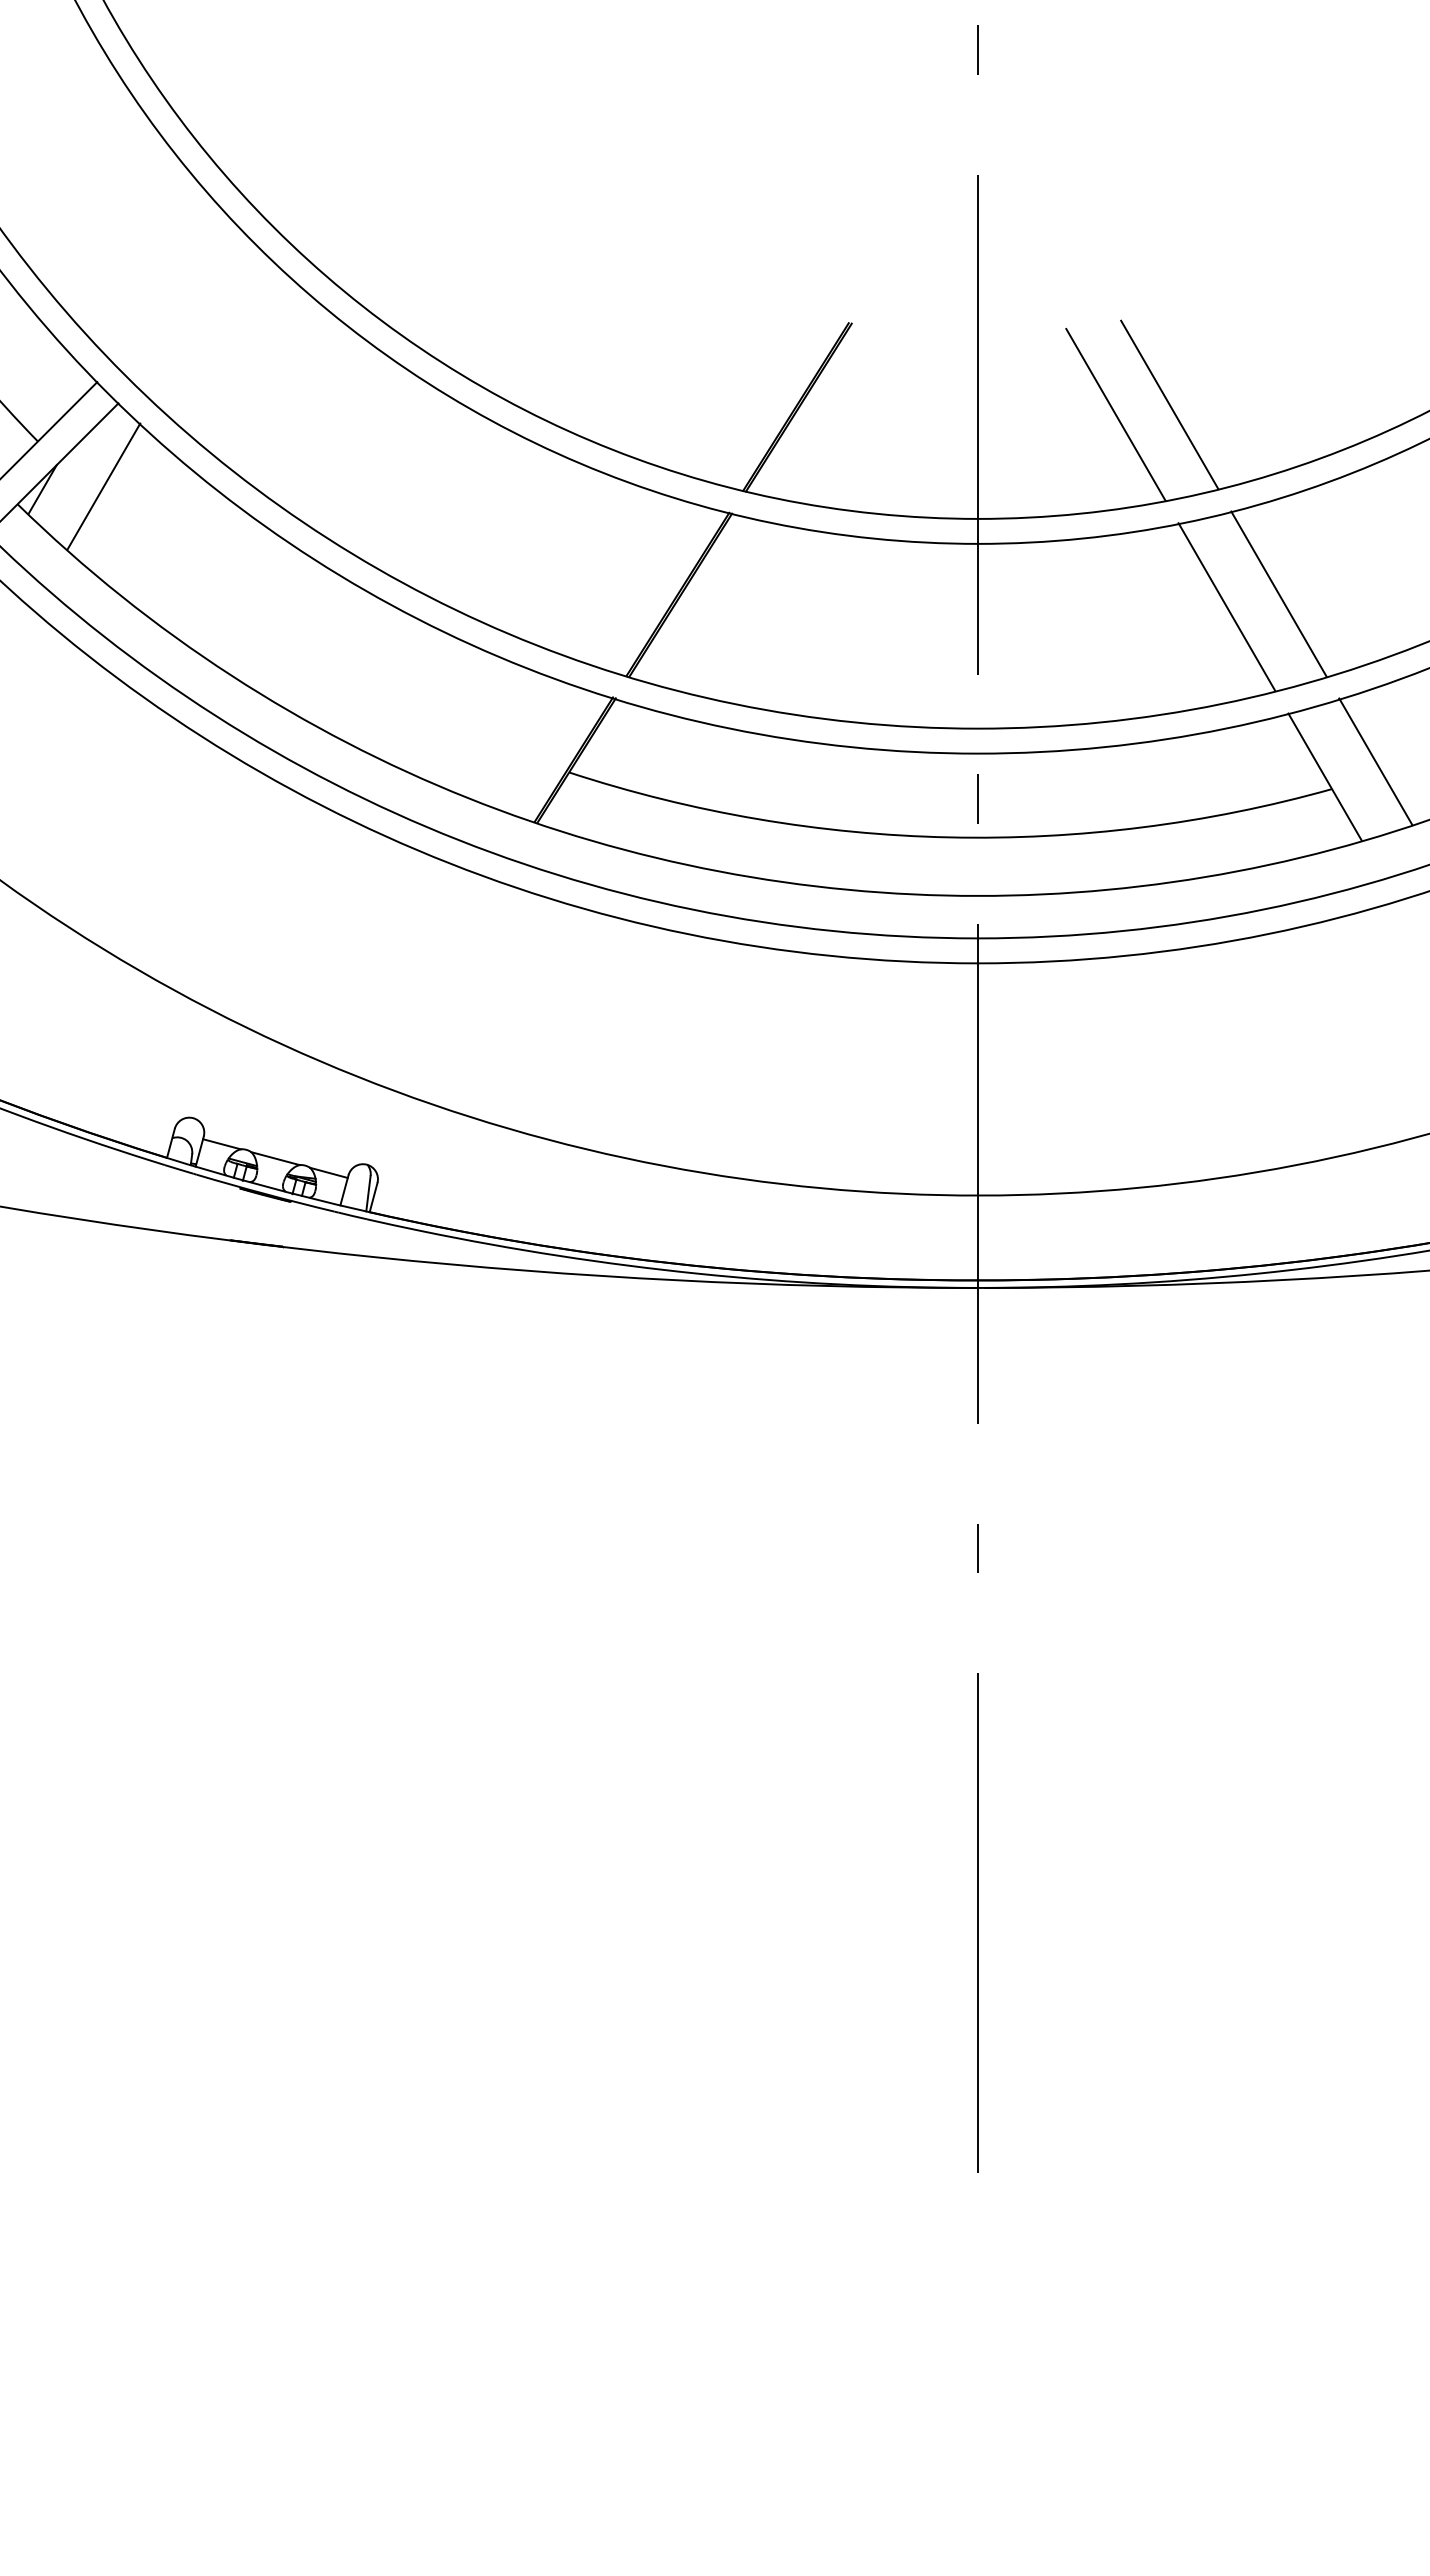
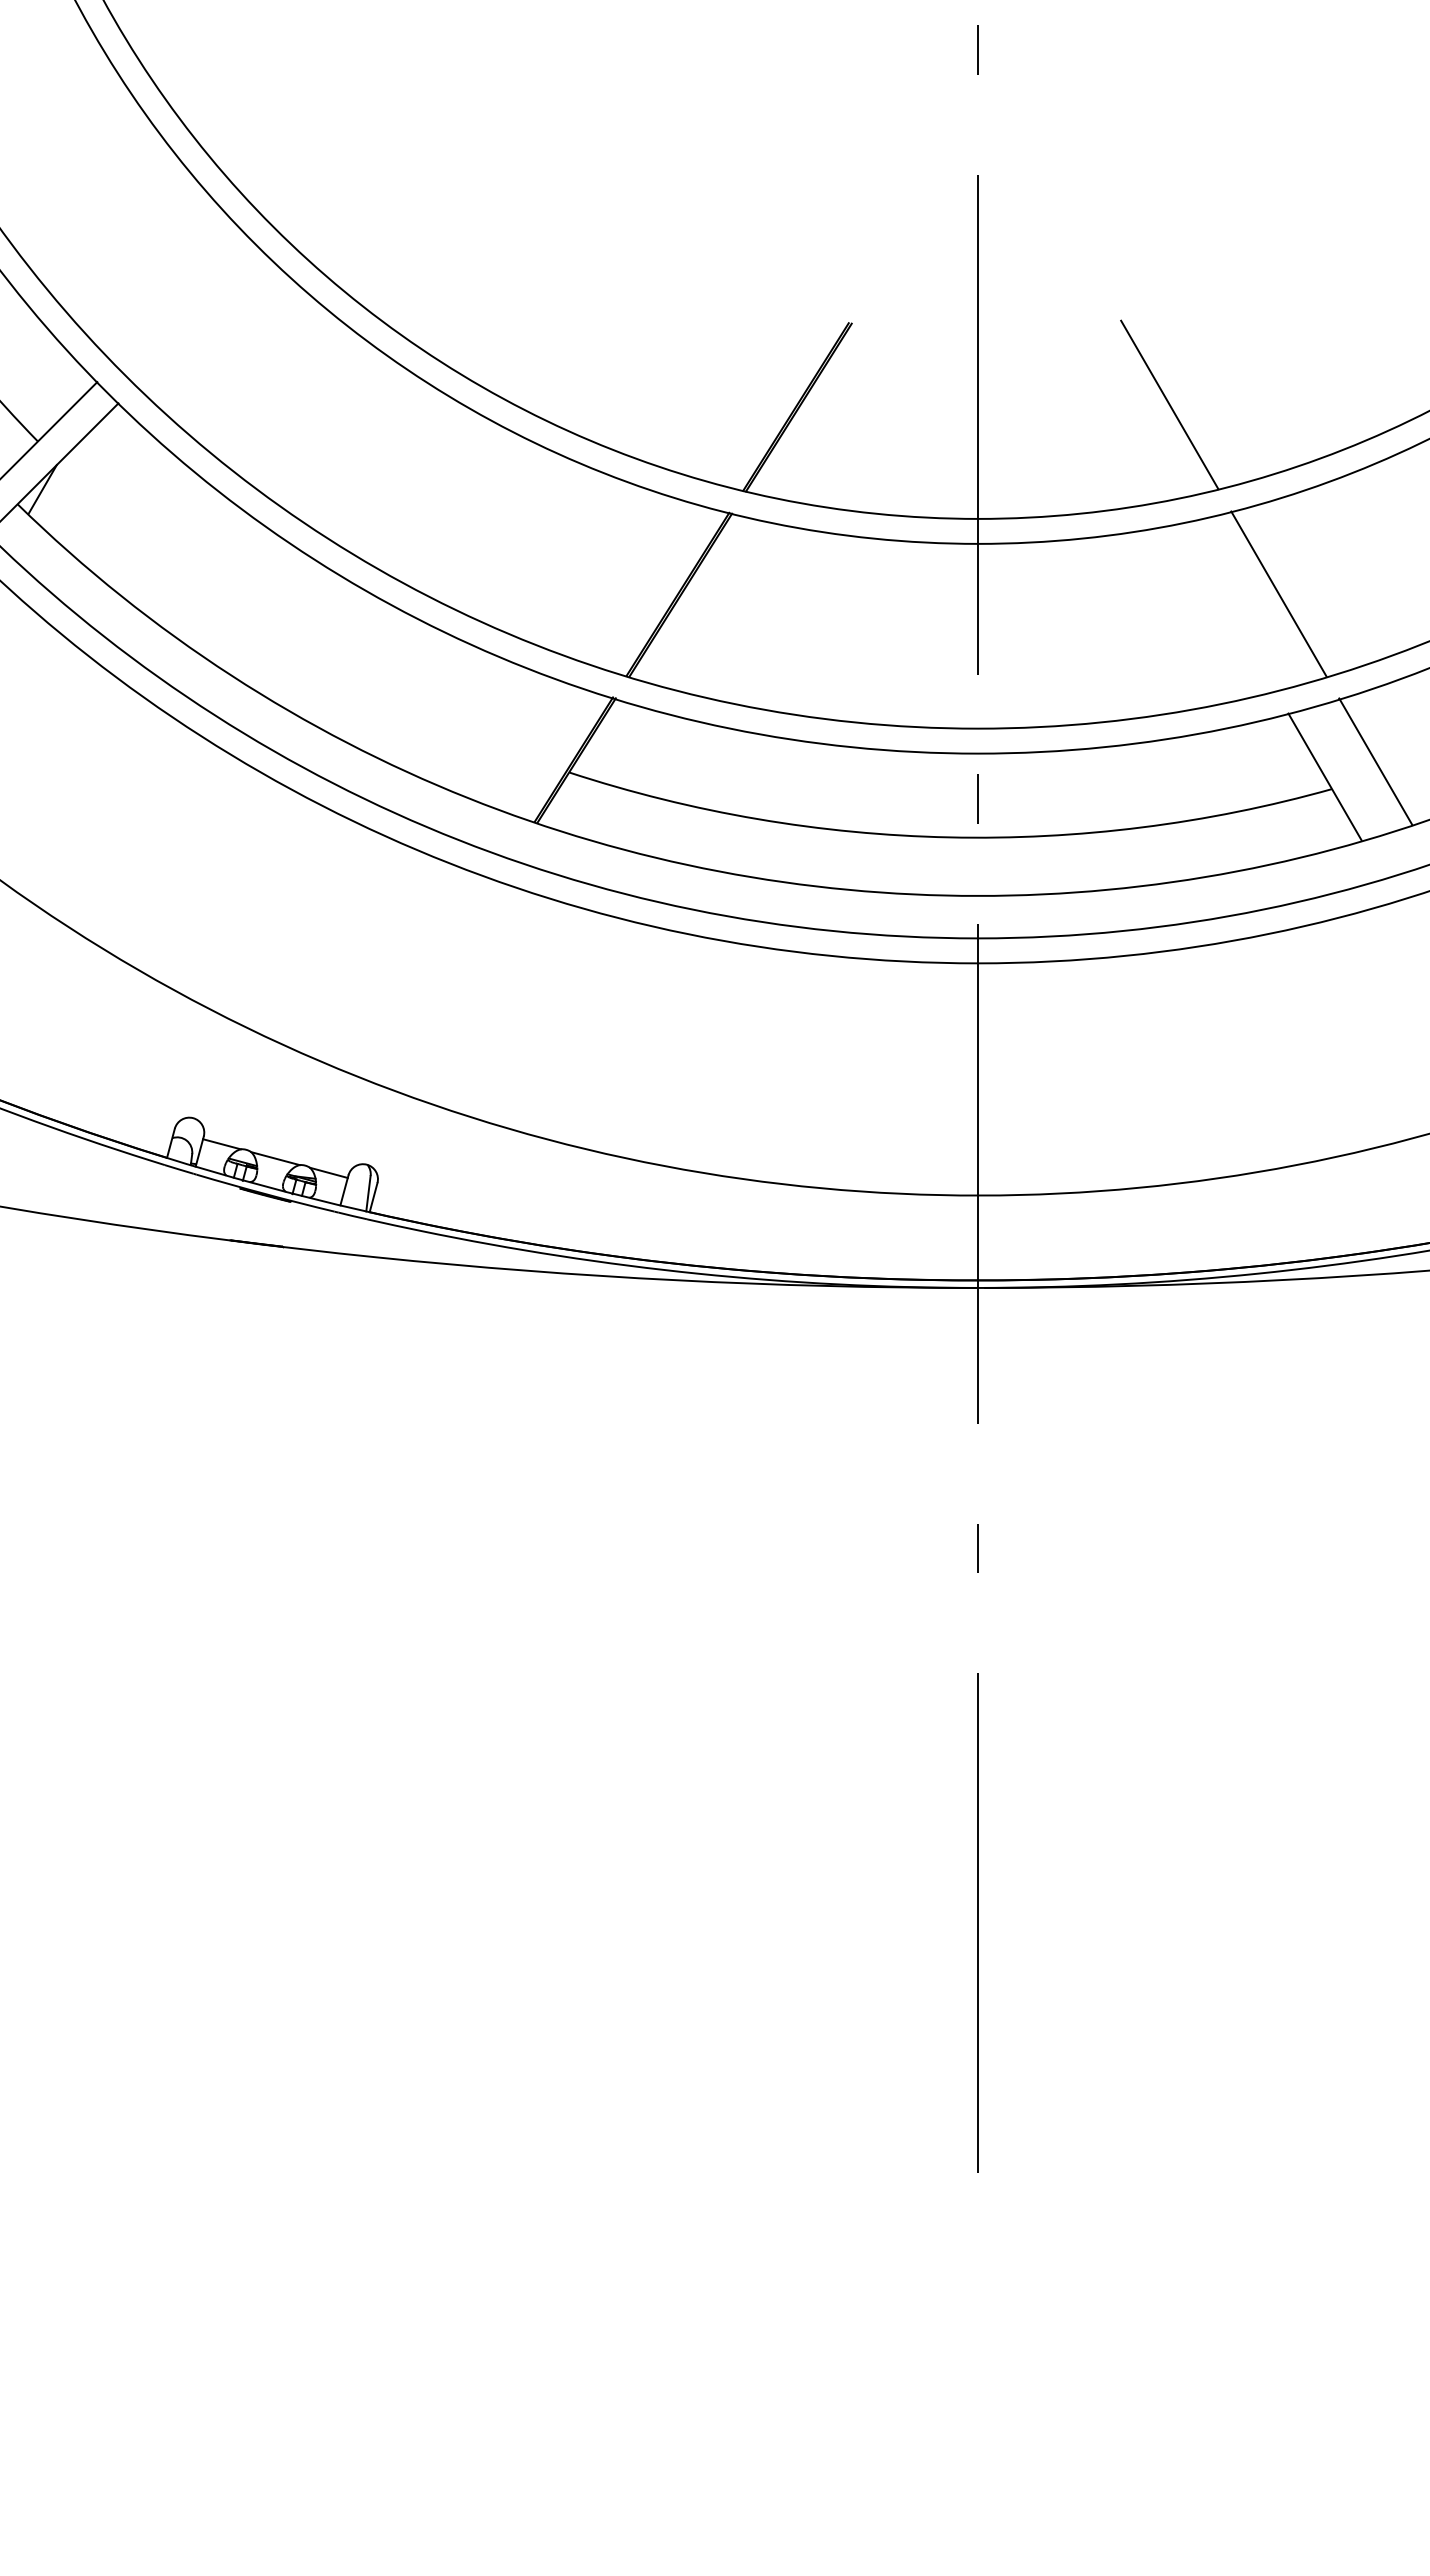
line: present -> none (1115, 414)
line: present -> none (103, 486)
line: present -> none (1226, 607)
